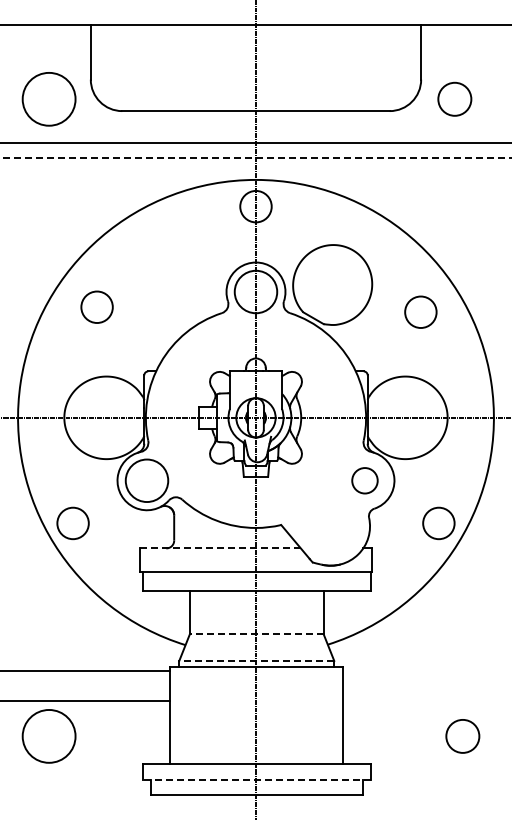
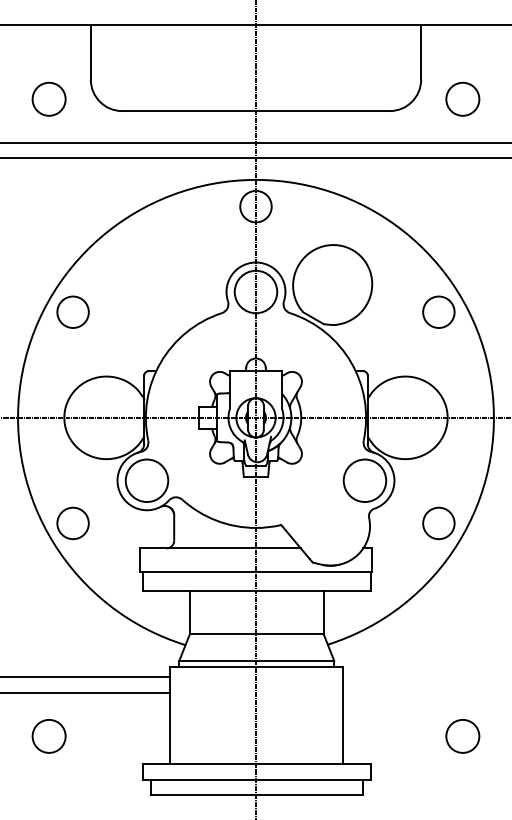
circle diameter: 53 px -> 33 px (48, 98)
circle position: (454, 98) -> (462, 98) (462, 98)
line: dashed -> solid (255, 158)
circle position: (96, 306) -> (72, 311) (72, 311)
circle position: (420, 311) -> (438, 311) (438, 311)
circle diameter: 25 px -> 42 px (364, 480)
line: dashed -> solid (220, 548)
line: dashed -> solid (256, 634)
line: dashed -> solid (256, 660)
line position: (86, 671) -> (86, 677) (86, 677)
line position: (86, 701) -> (86, 693) (86, 693)
circle diameter: 53 px -> 33 px (48, 735)
line: dashed -> solid (256, 779)
